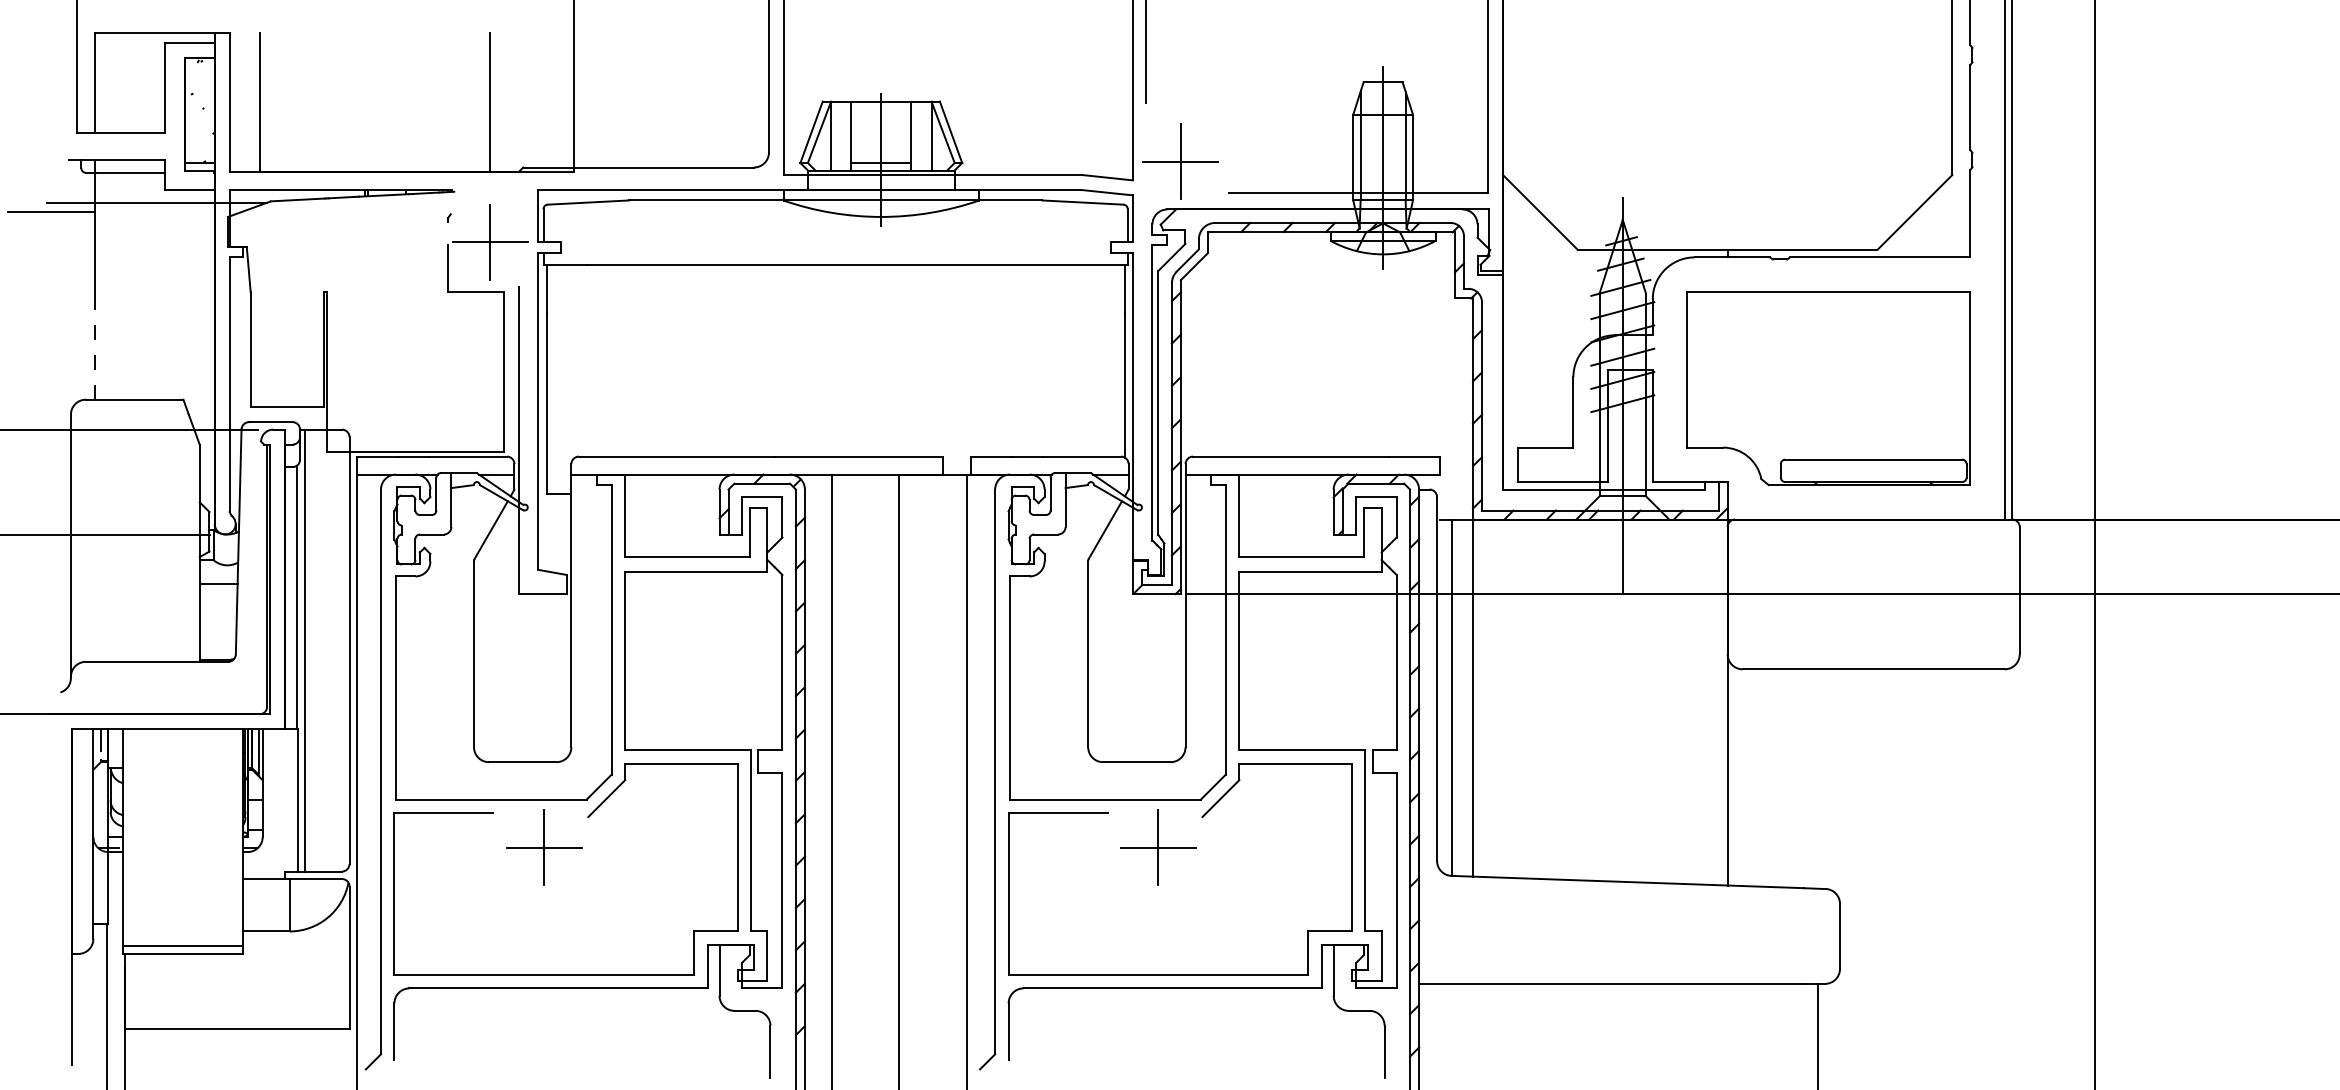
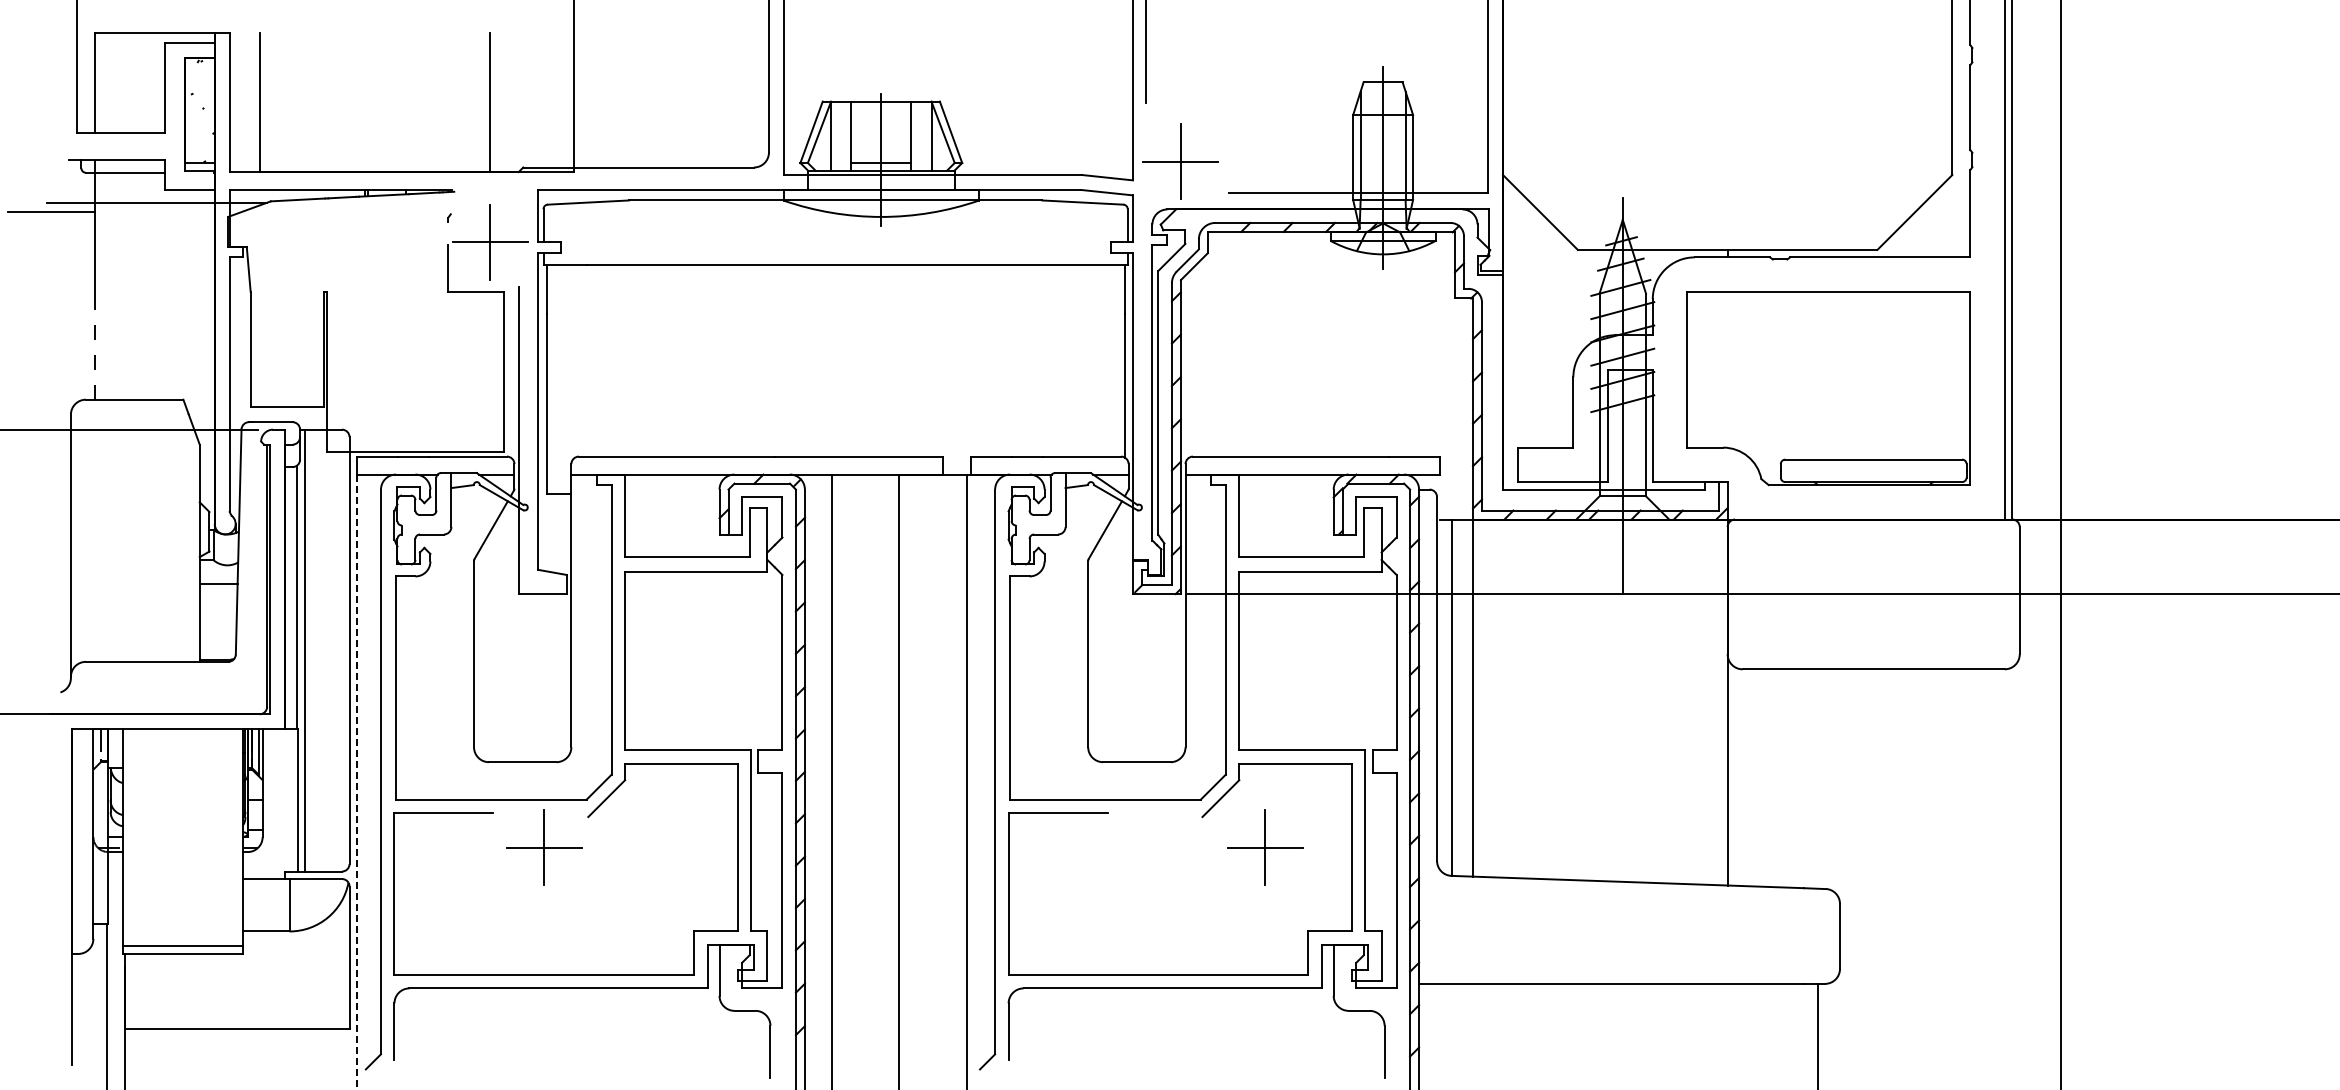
line: present -> none (106, 534)
line position: (2094, 544) -> (2060, 544) (2060, 544)
line: solid -> dashed (357, 782)
part position: (1158, 847) -> (1265, 847) (1265, 847)
